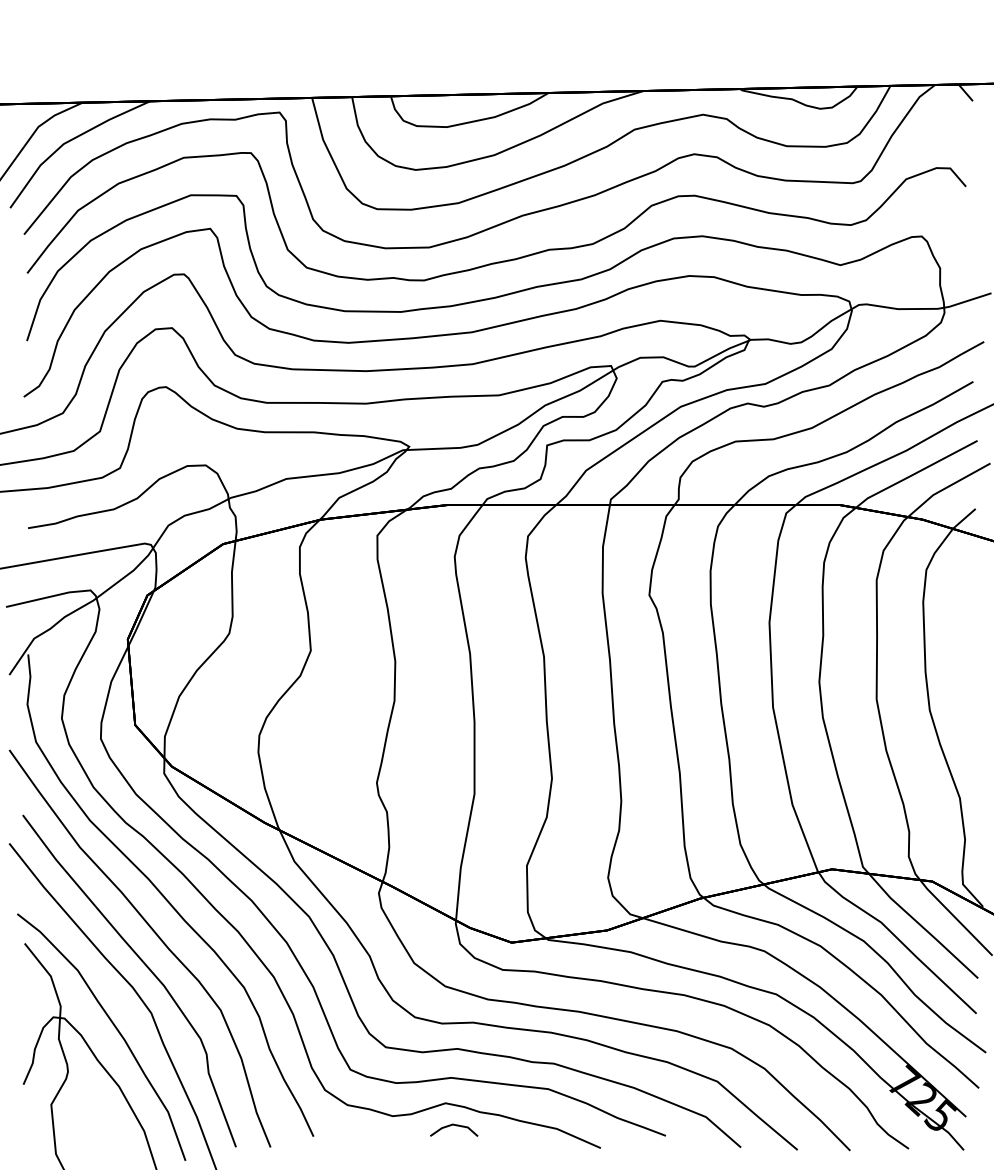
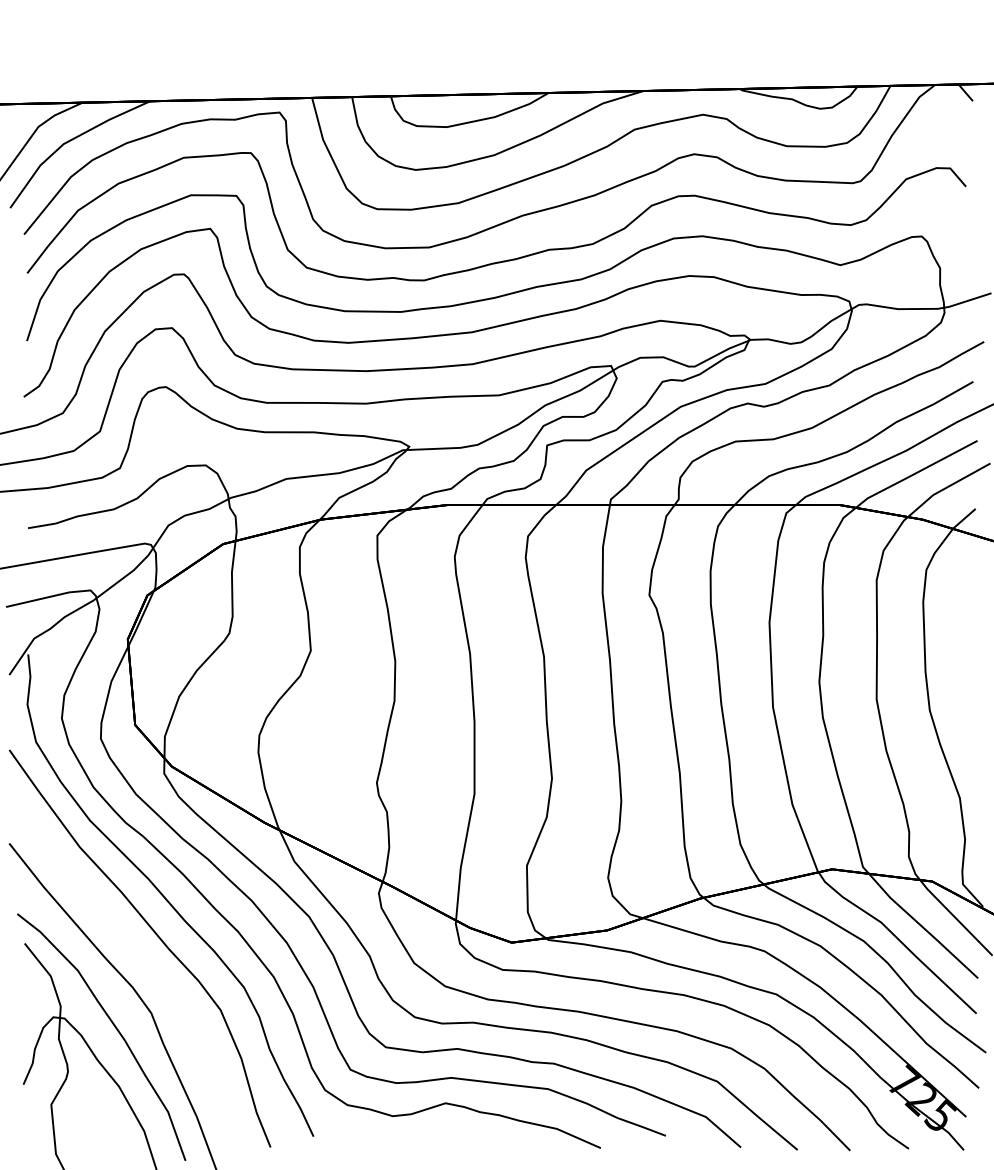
curve: present -> none (145, 966)
line: present -> none (456, 1126)
